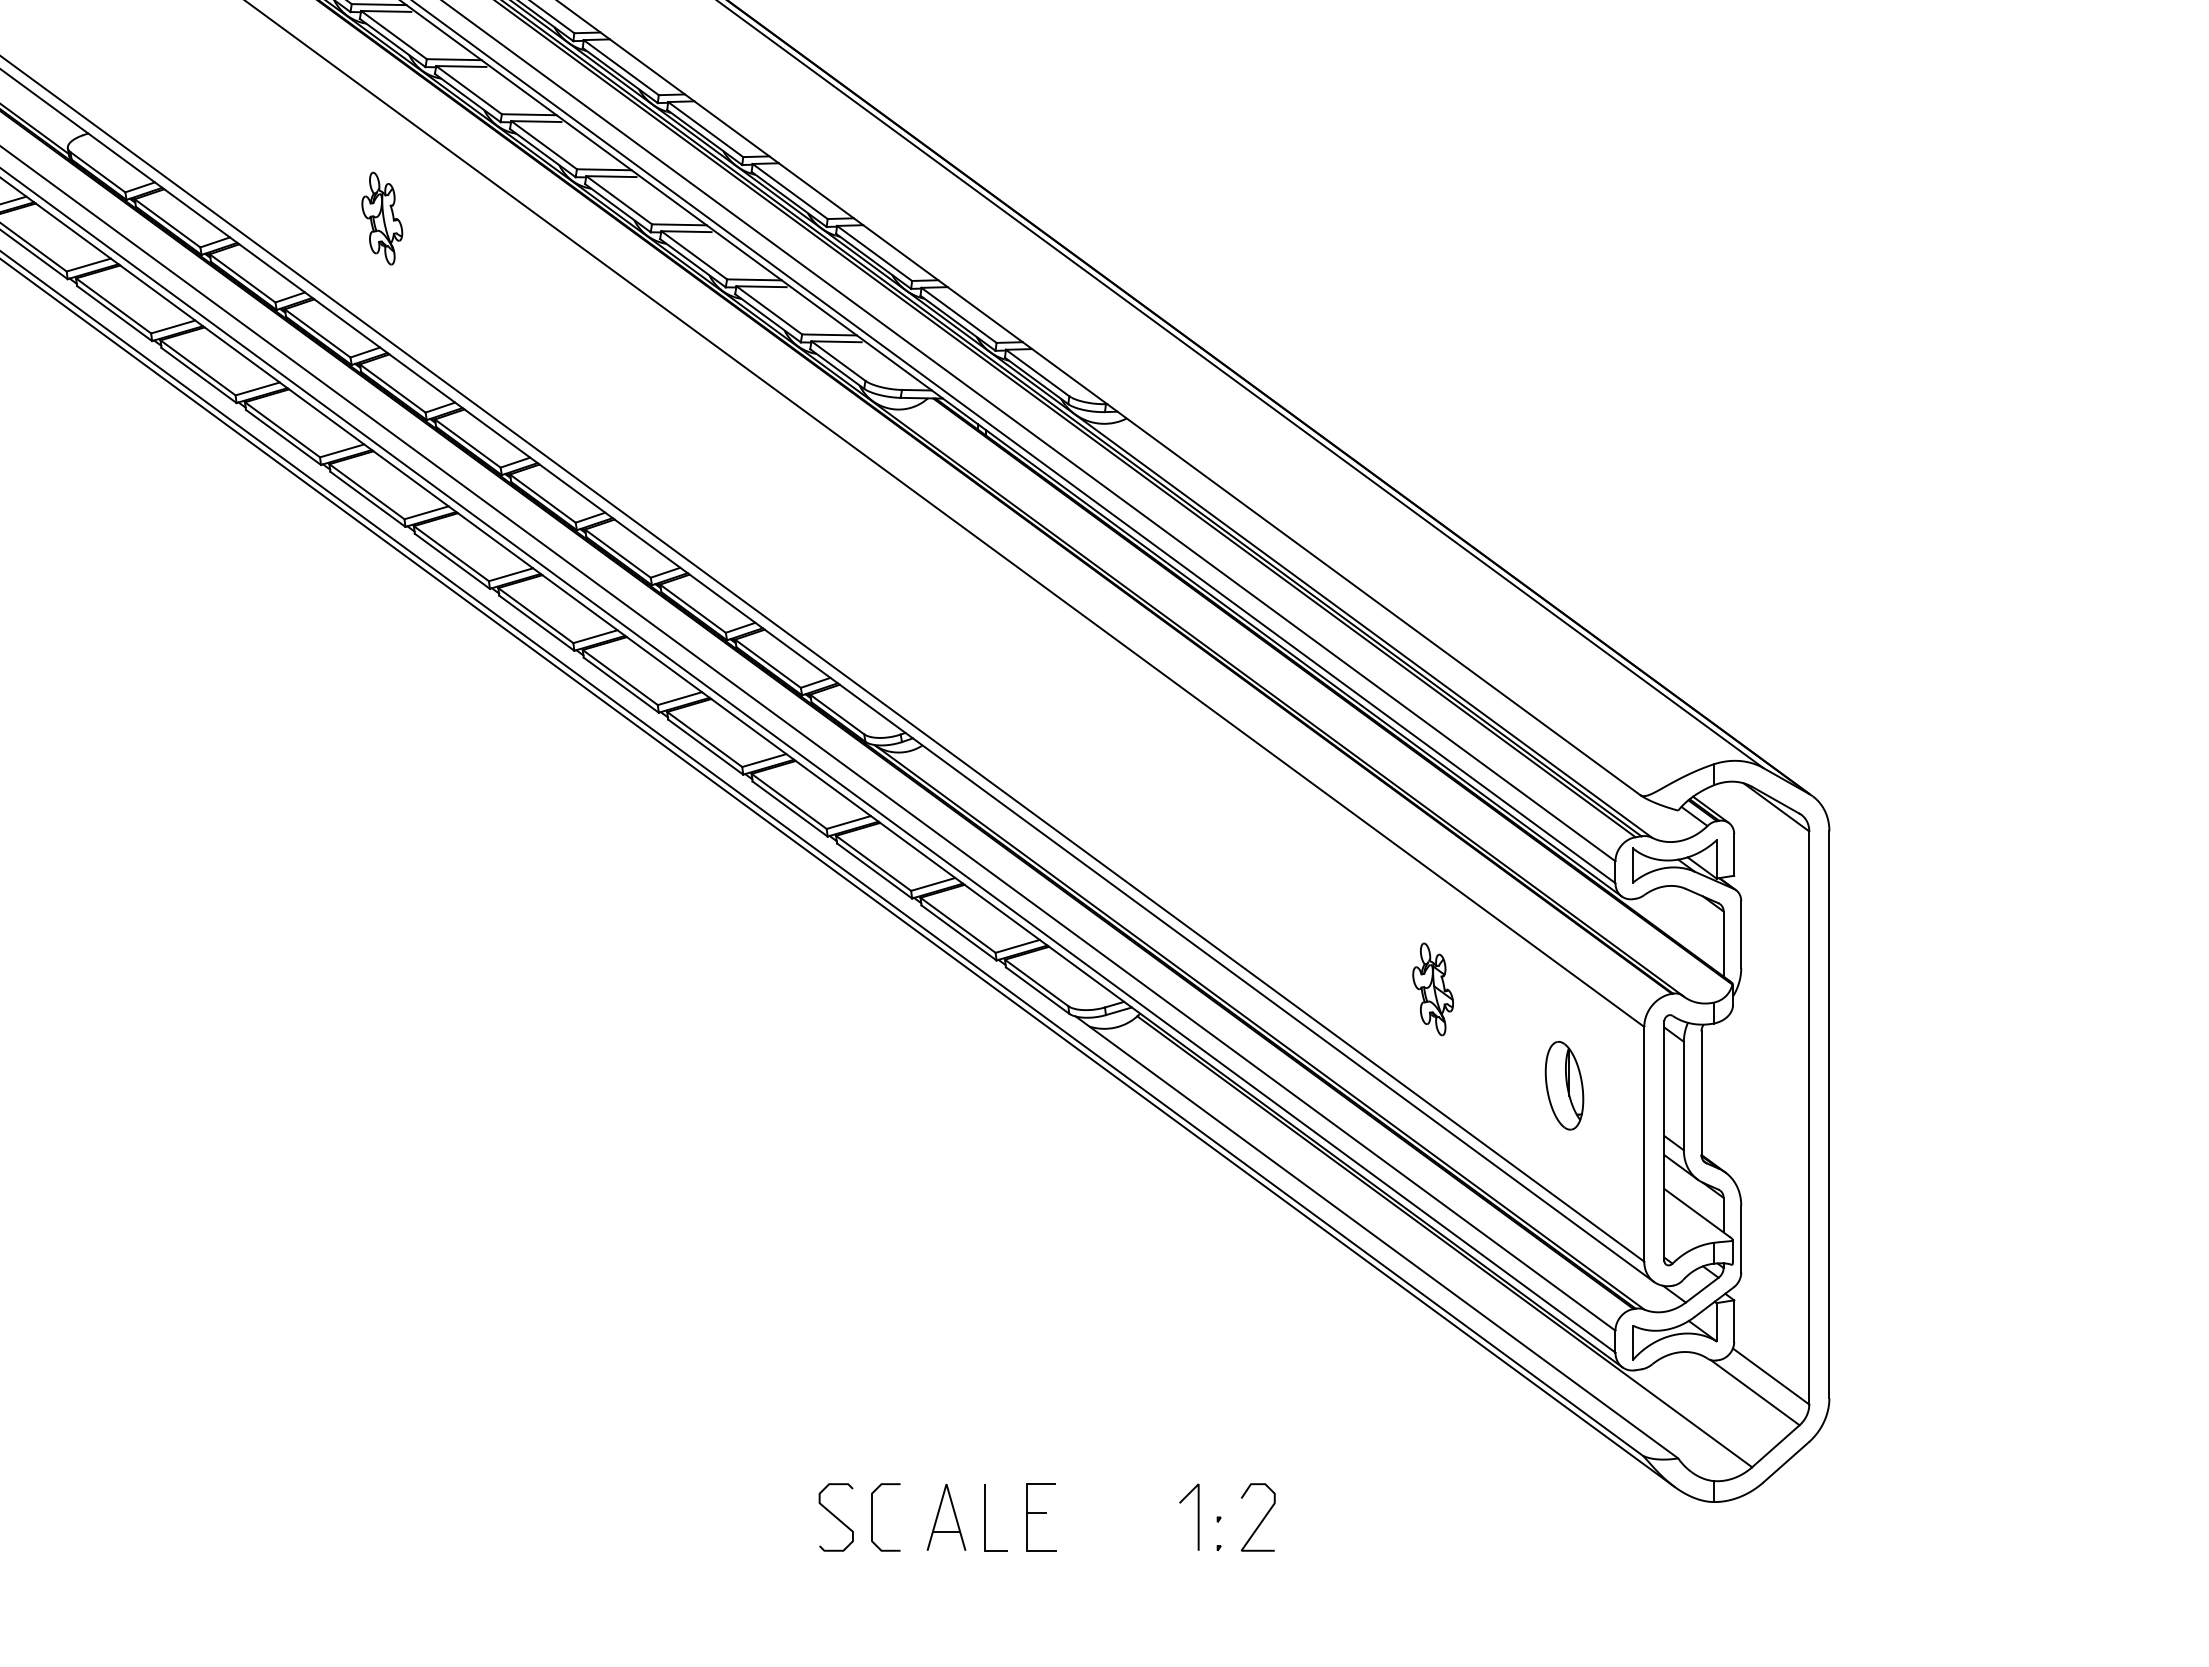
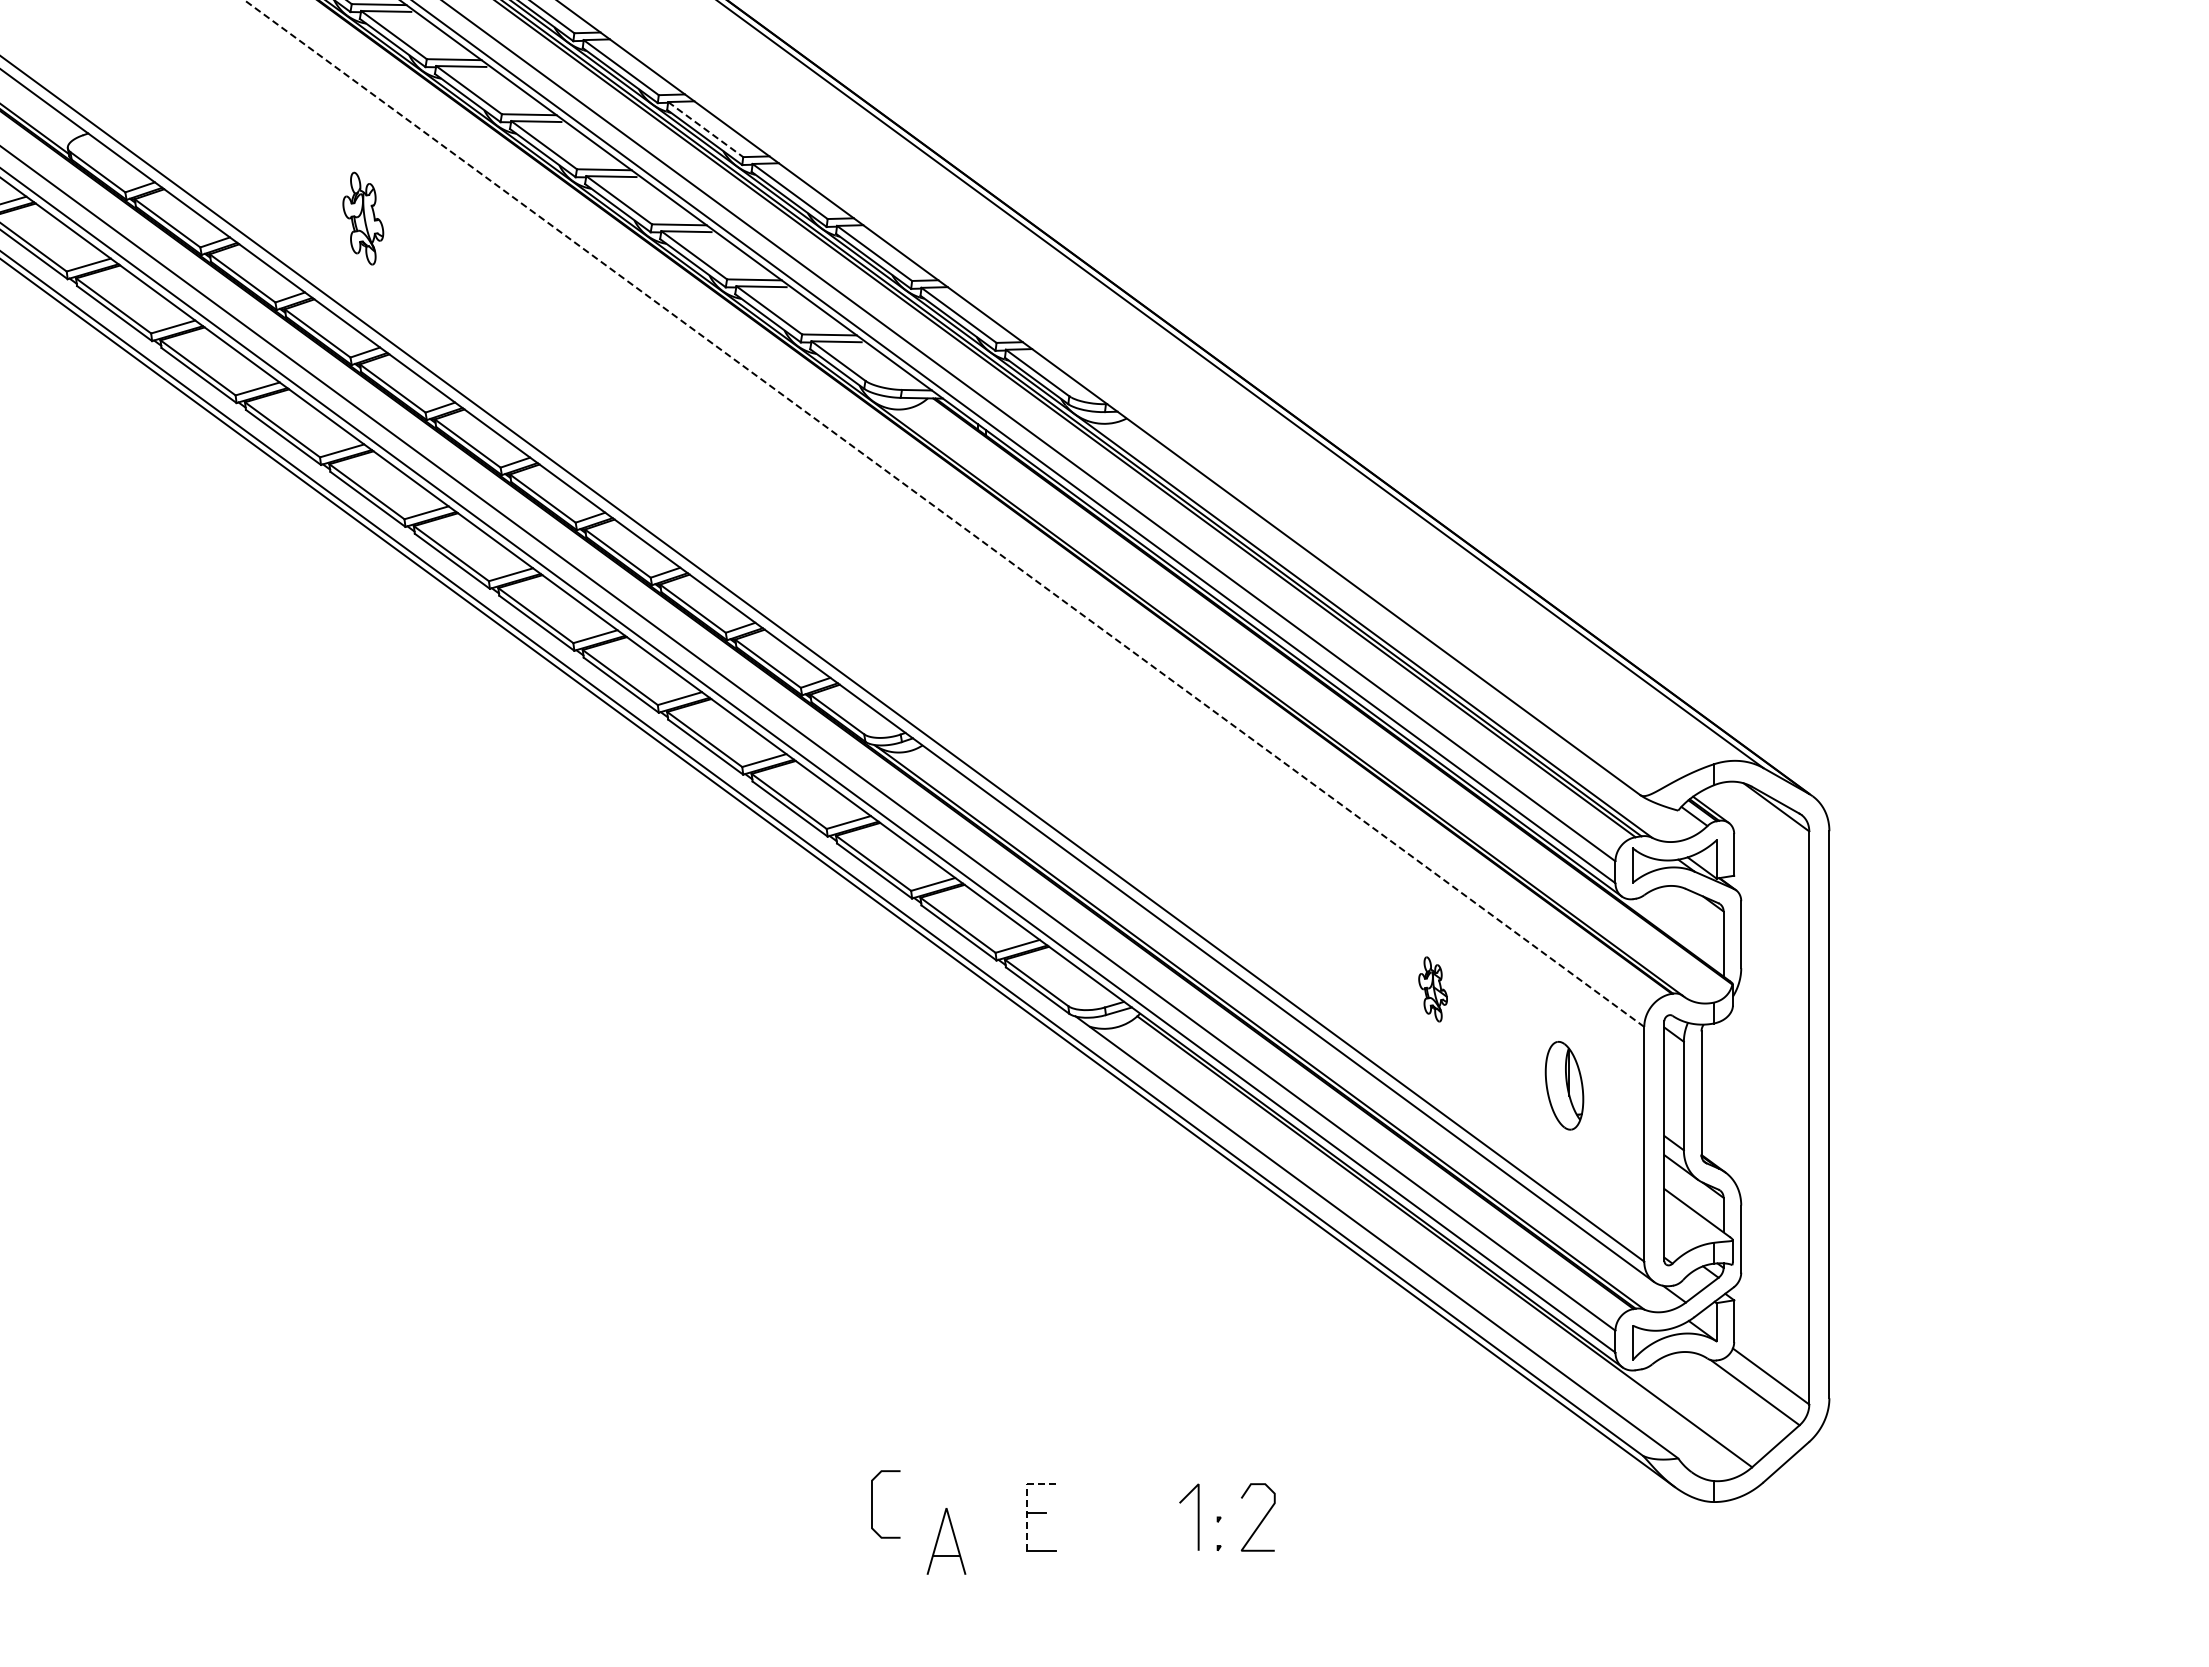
line: solid -> dashed (705, 129)
part position: (382, 218) -> (363, 218) (363, 218)
line: solid -> dashed (944, 513)
part size: 42x95 px -> 30x67 px (1432, 989)
line: solid -> dashed (1027, 1502)
curve: present -> none (835, 1517)
curve position: (872, 1517) -> (872, 1504) (872, 1504)
part position: (946, 1517) -> (946, 1541) (946, 1541)
line: present -> none (985, 1517)
